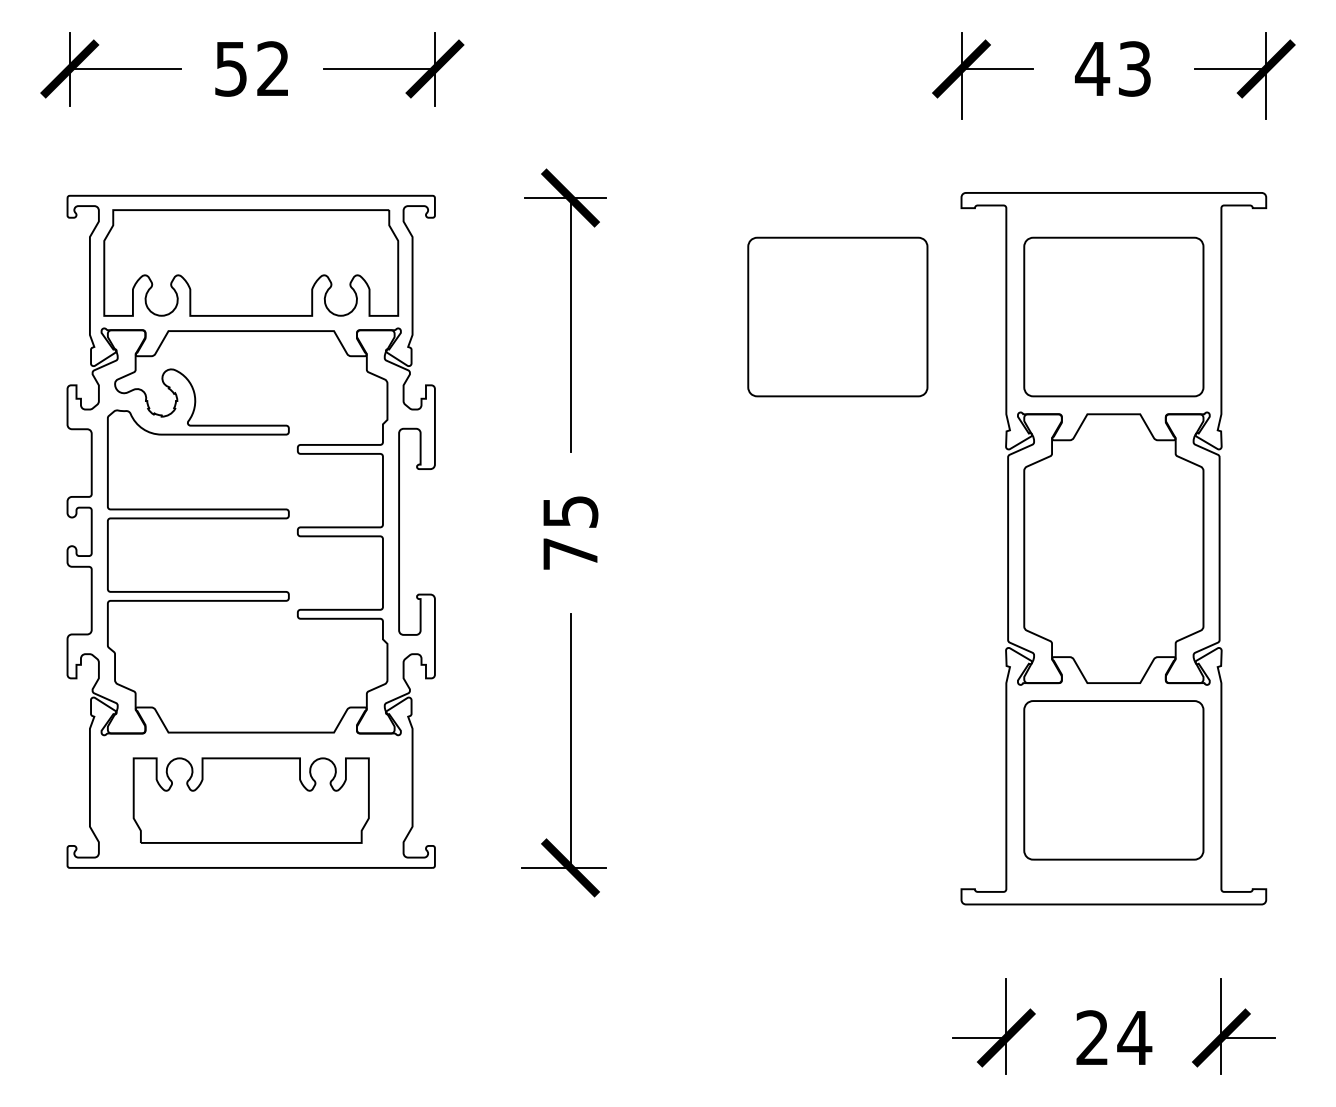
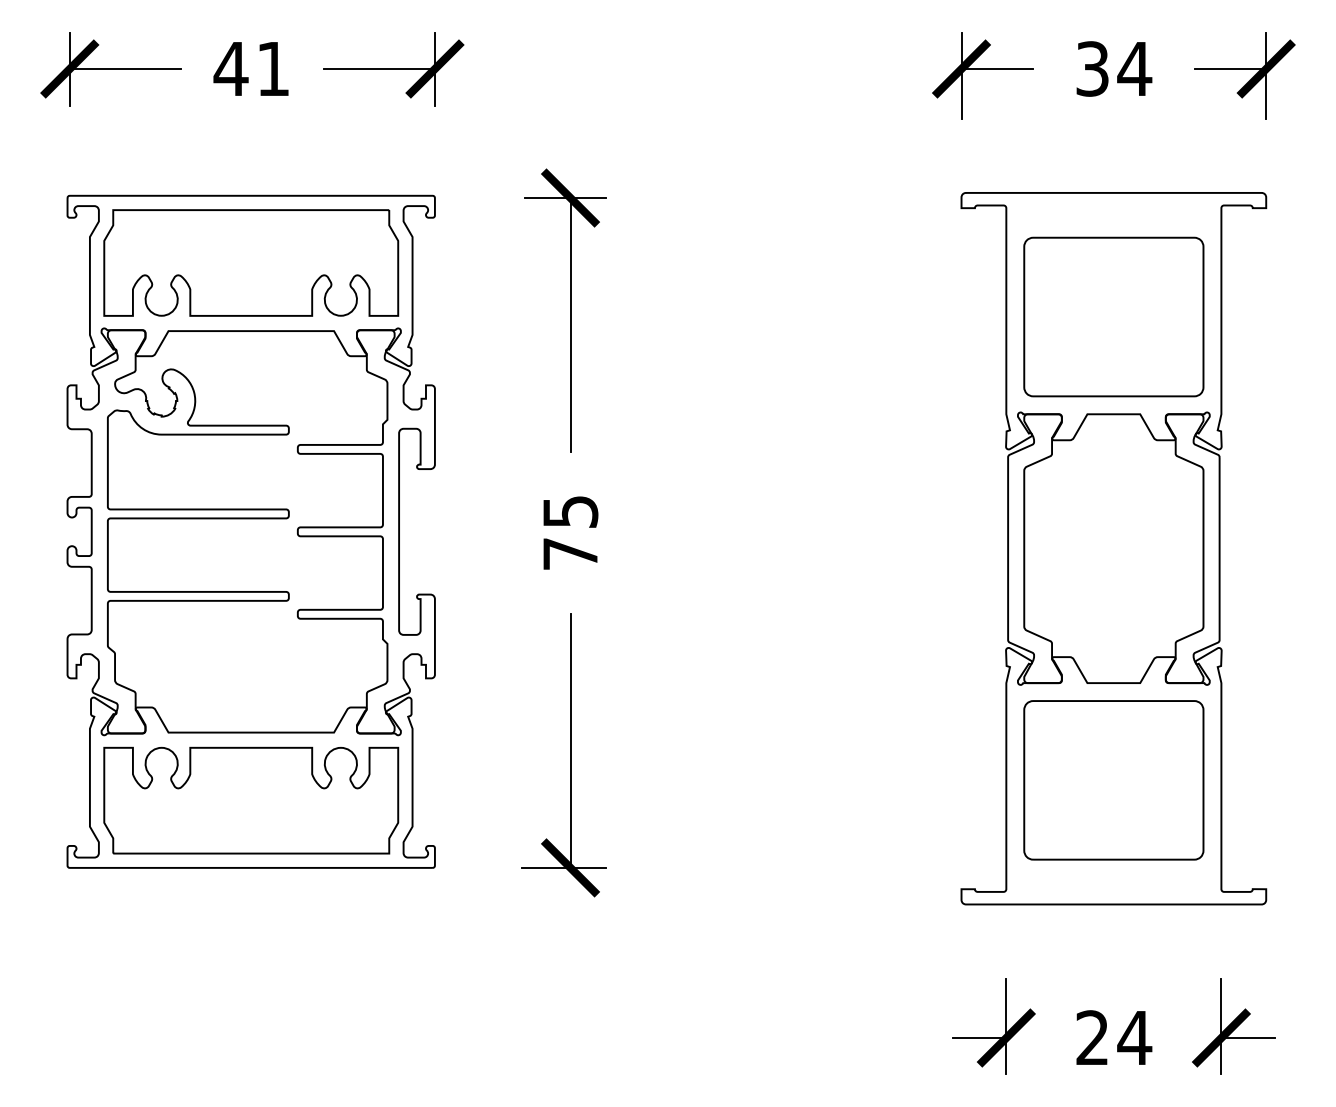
text: 52 -> 41 (250, 68)
text: 43 -> 34 (1113, 68)
part: present -> none (837, 316)
part size: 238x87 px -> 297x109 px (251, 800)
